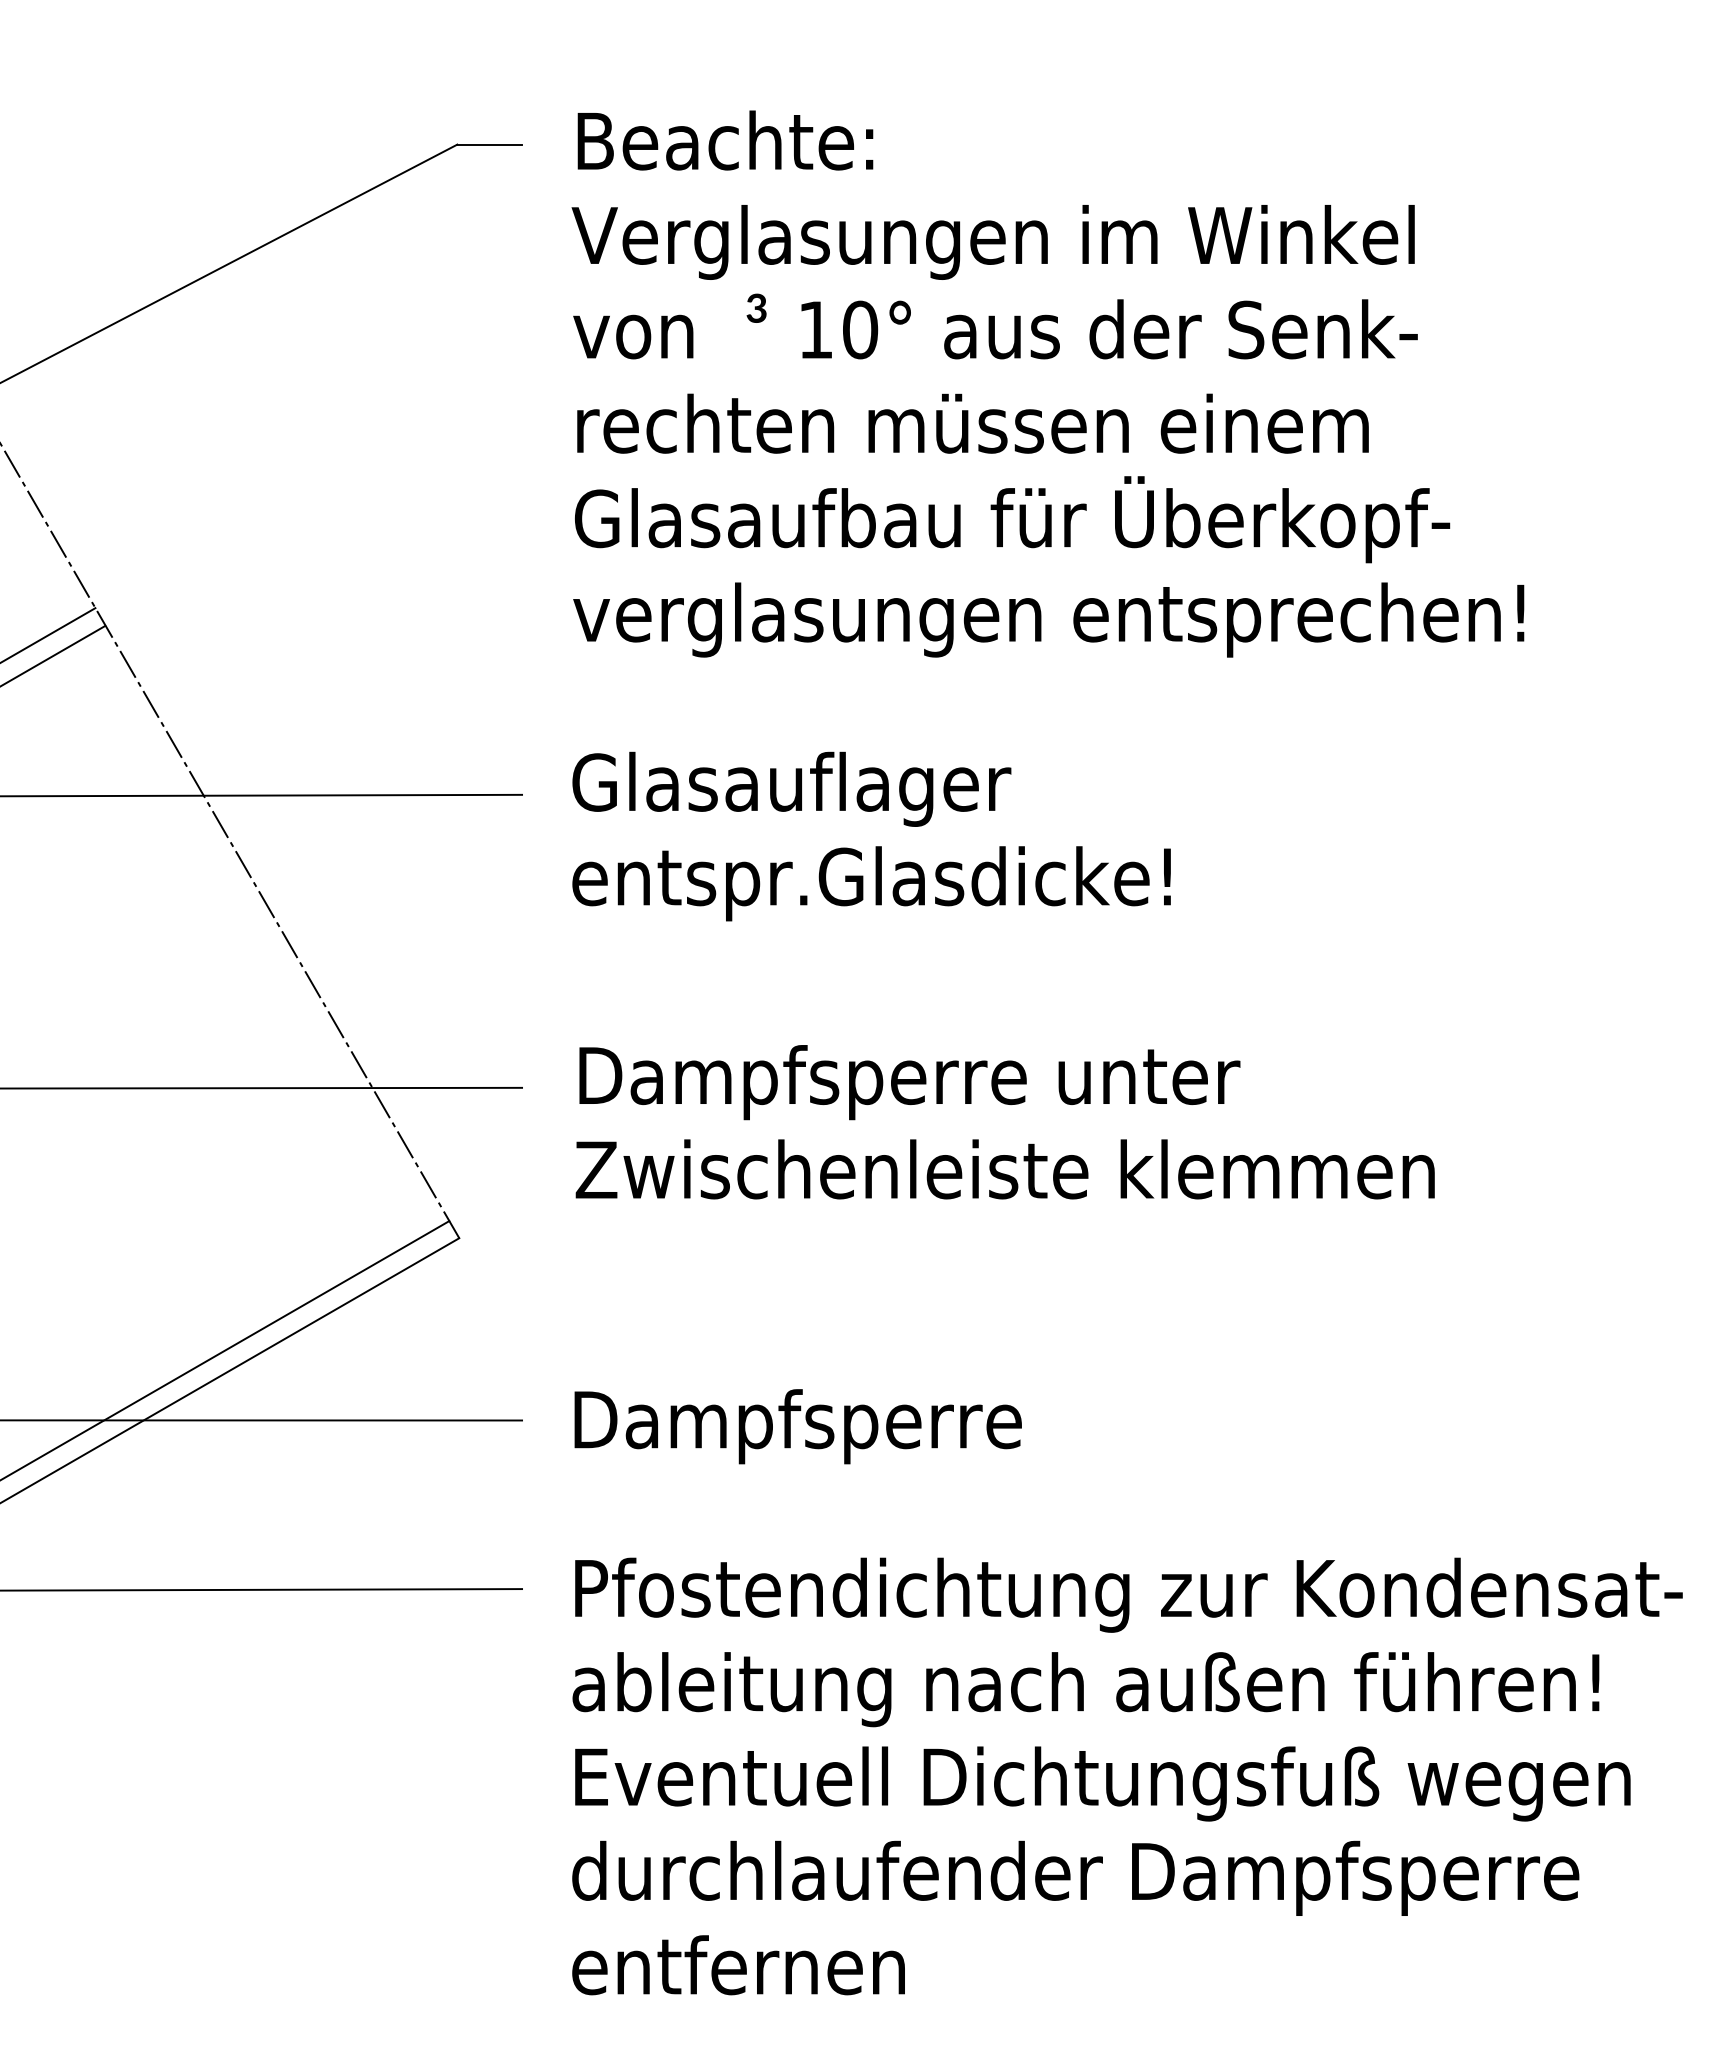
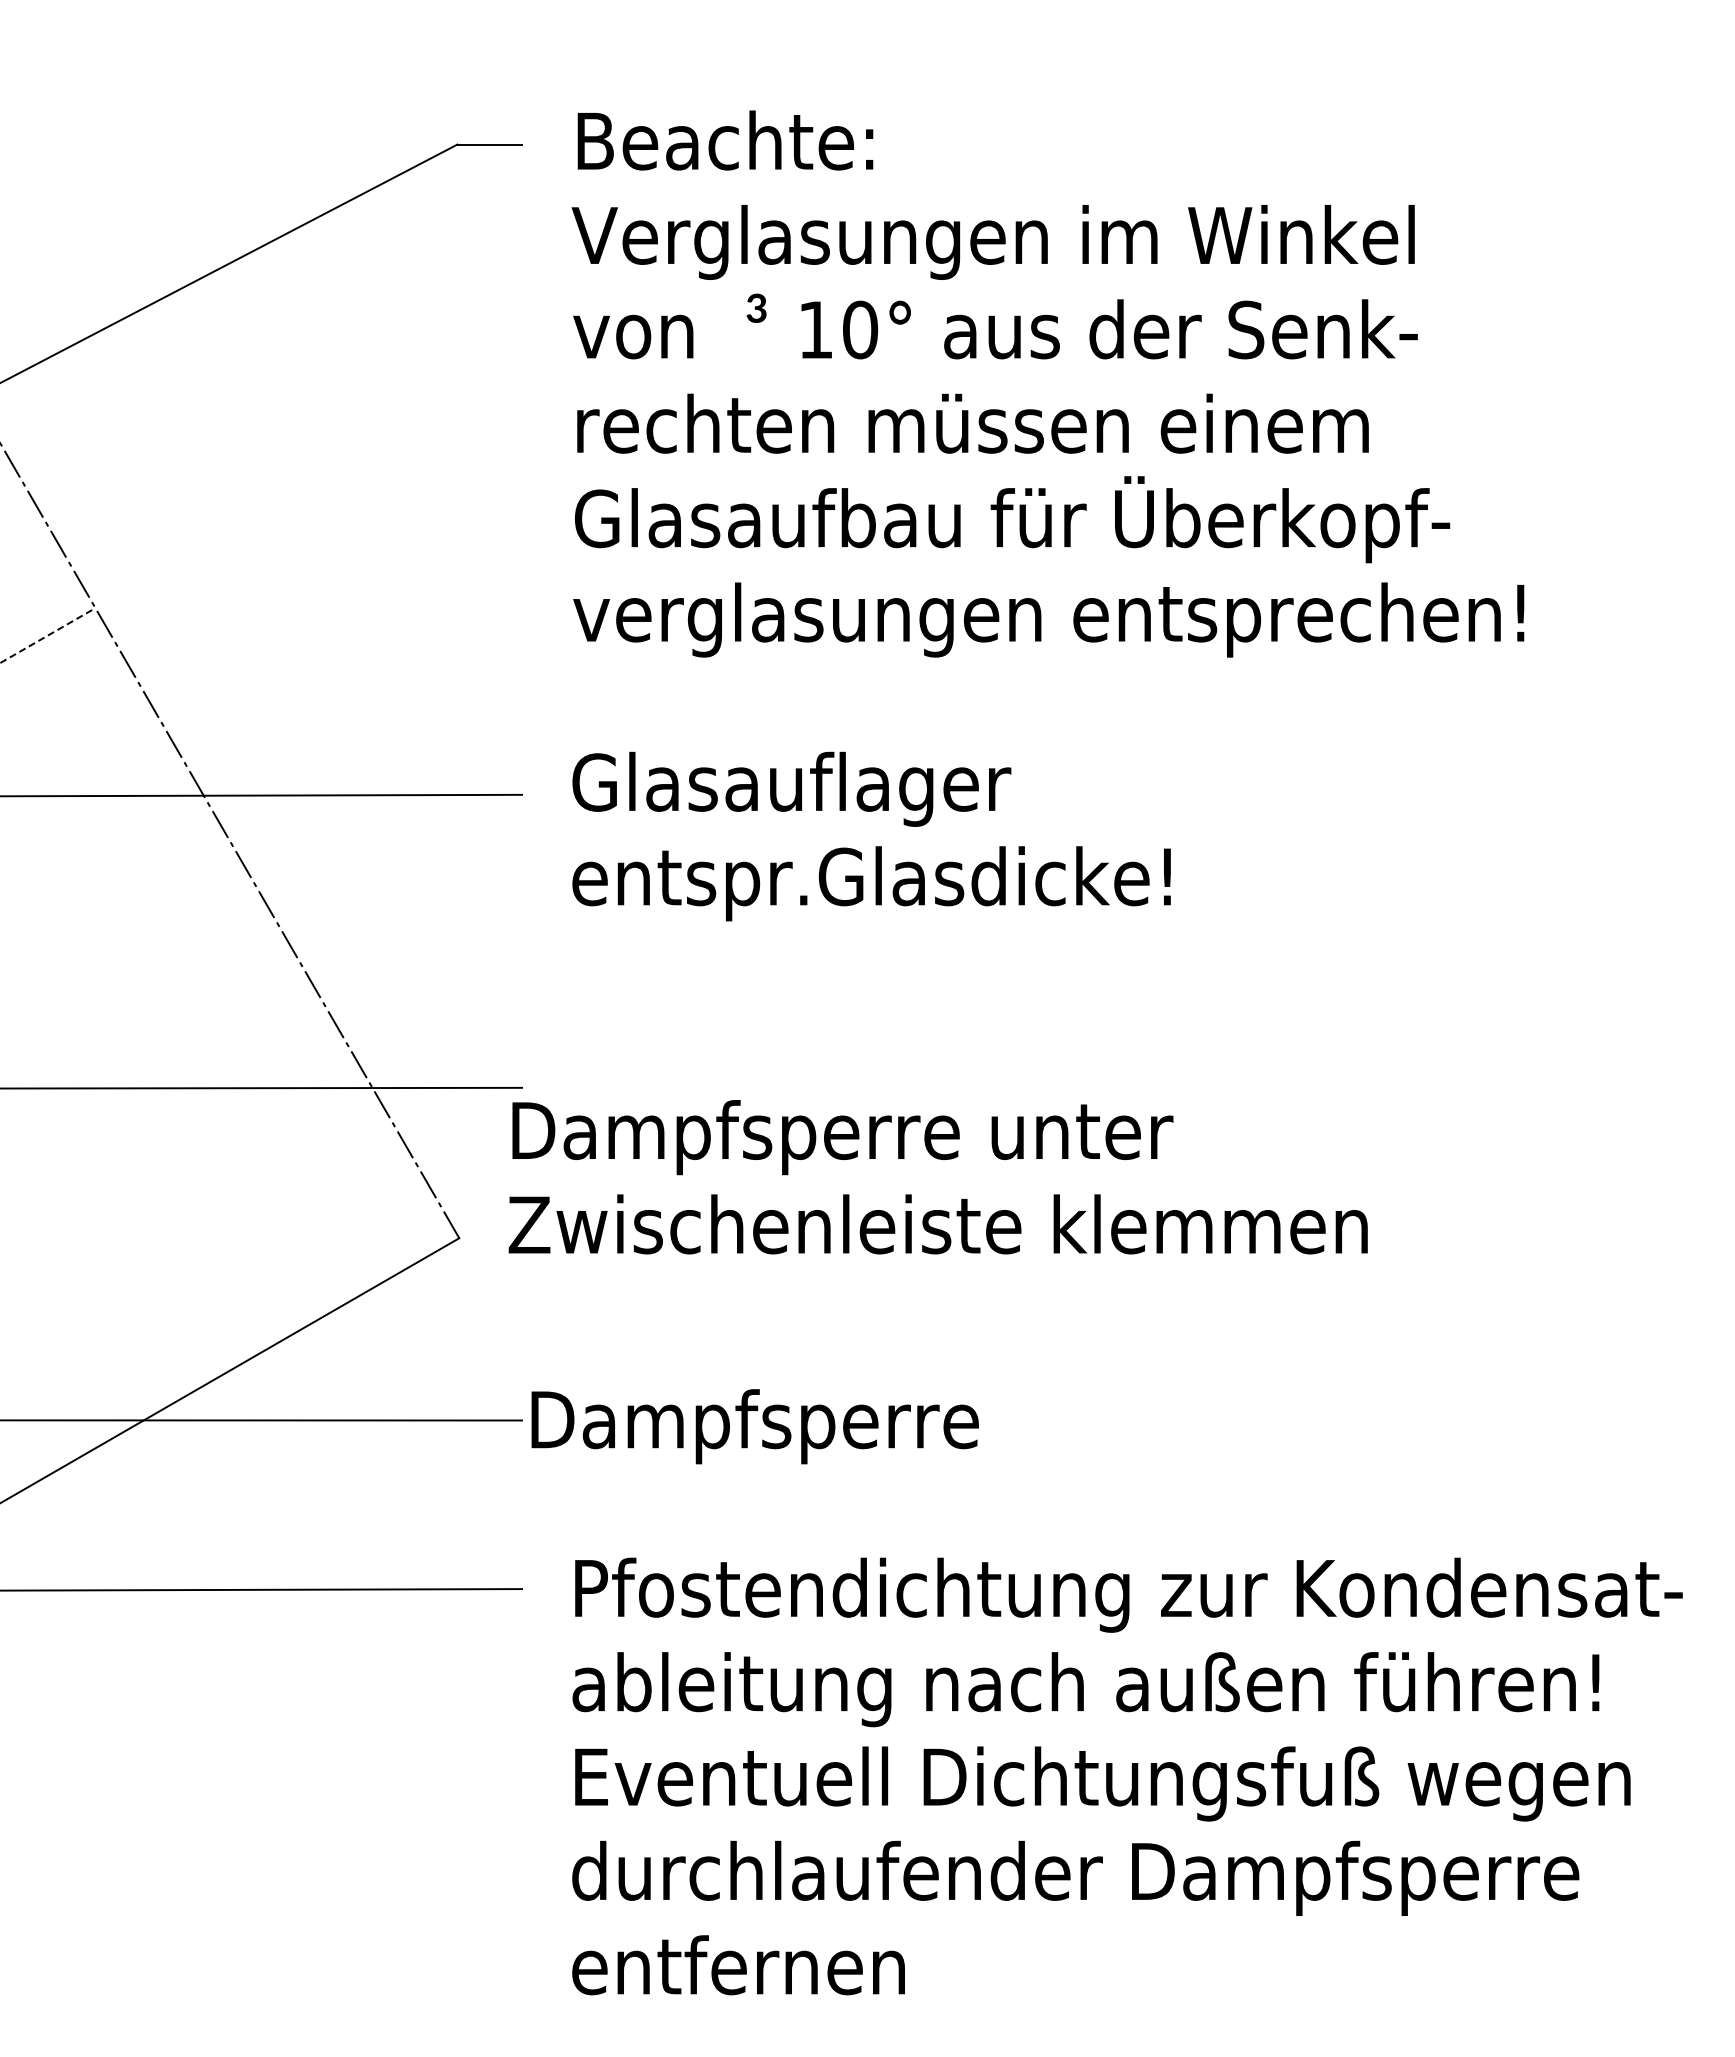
line: solid -> dashed (47, 635)
line: present -> none (53, 655)
text position: (1004, 1122) -> (937, 1177) (937, 1177)
line: present -> none (225, 1350)
text position: (797, 1426) -> (754, 1426) (754, 1426)
